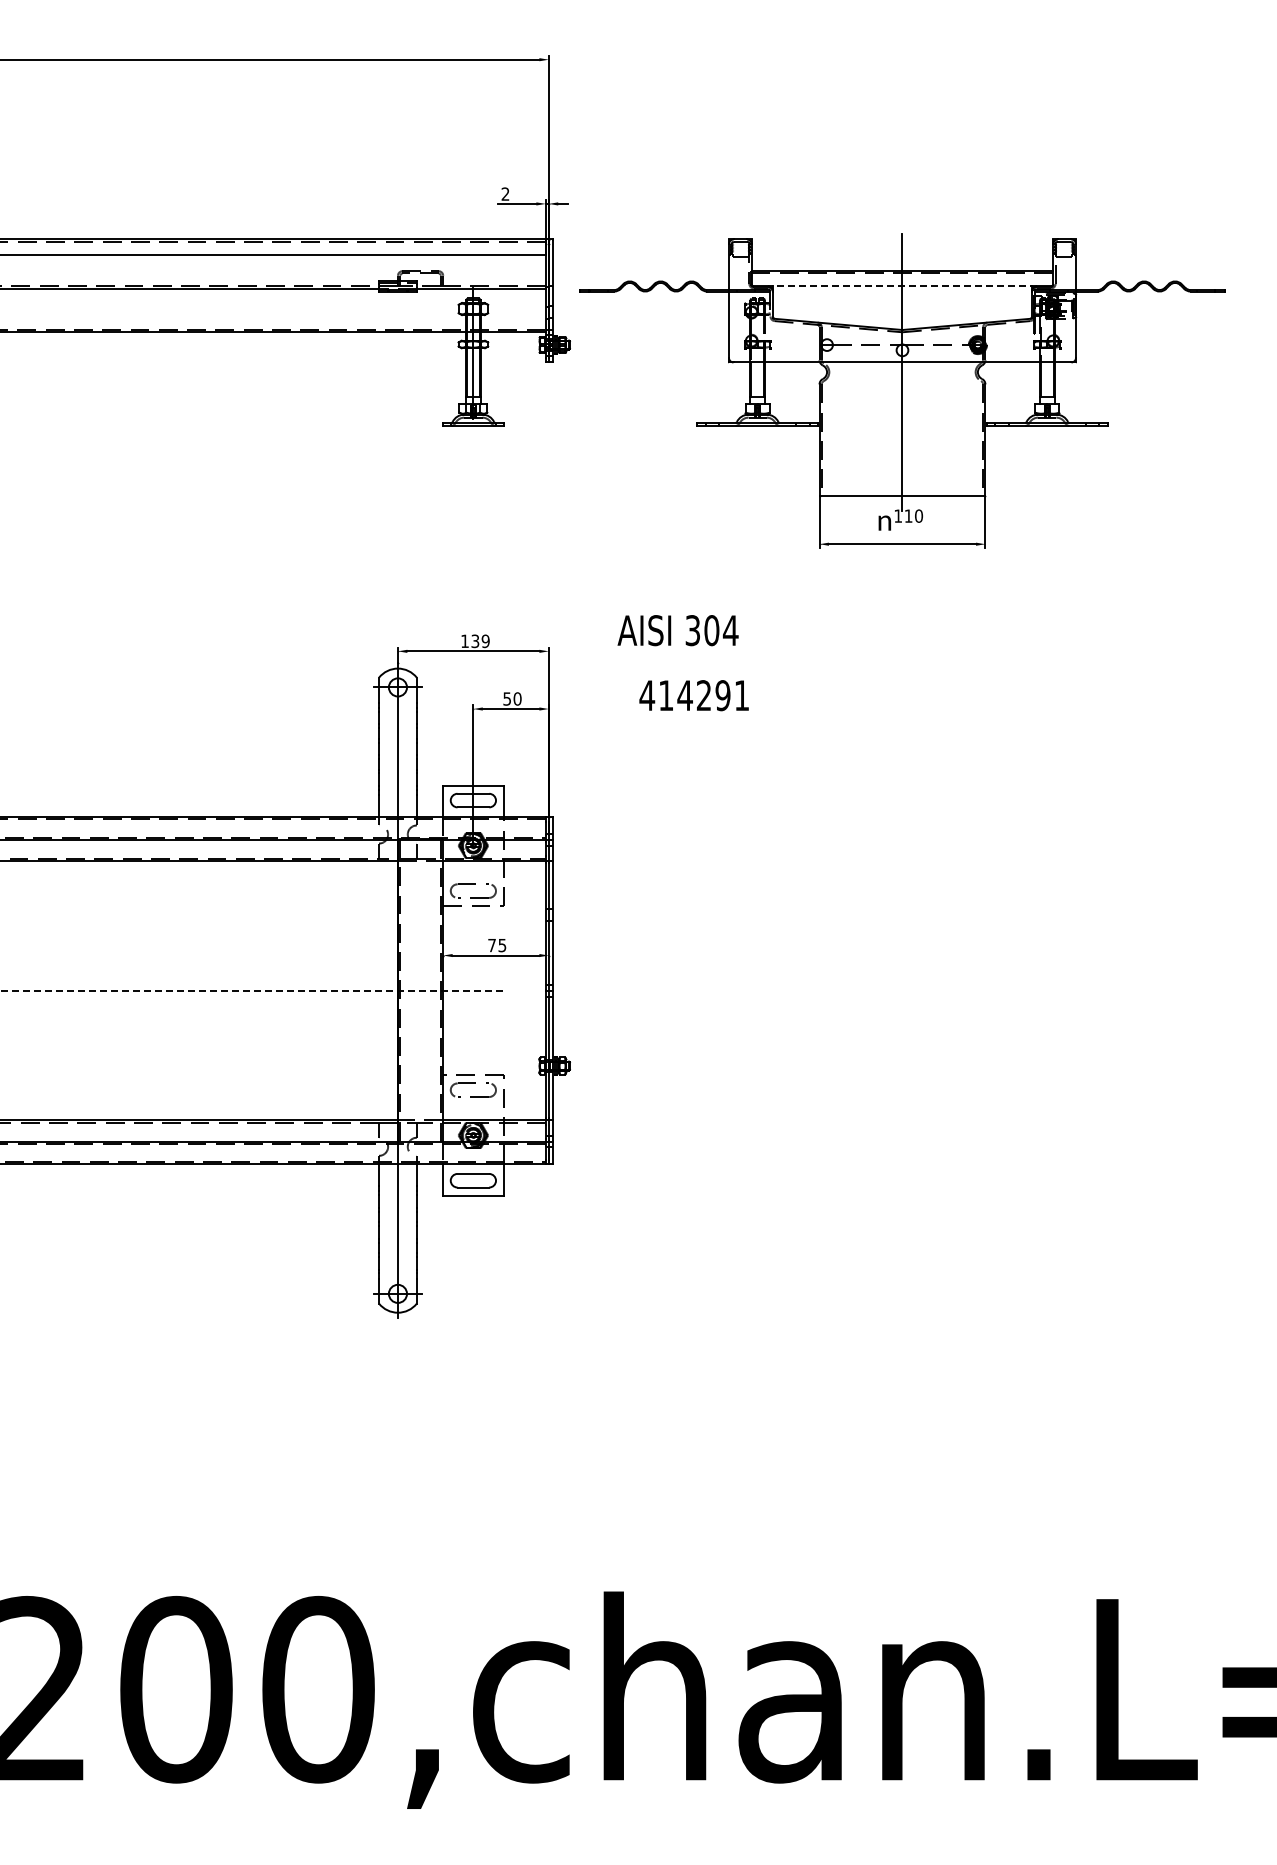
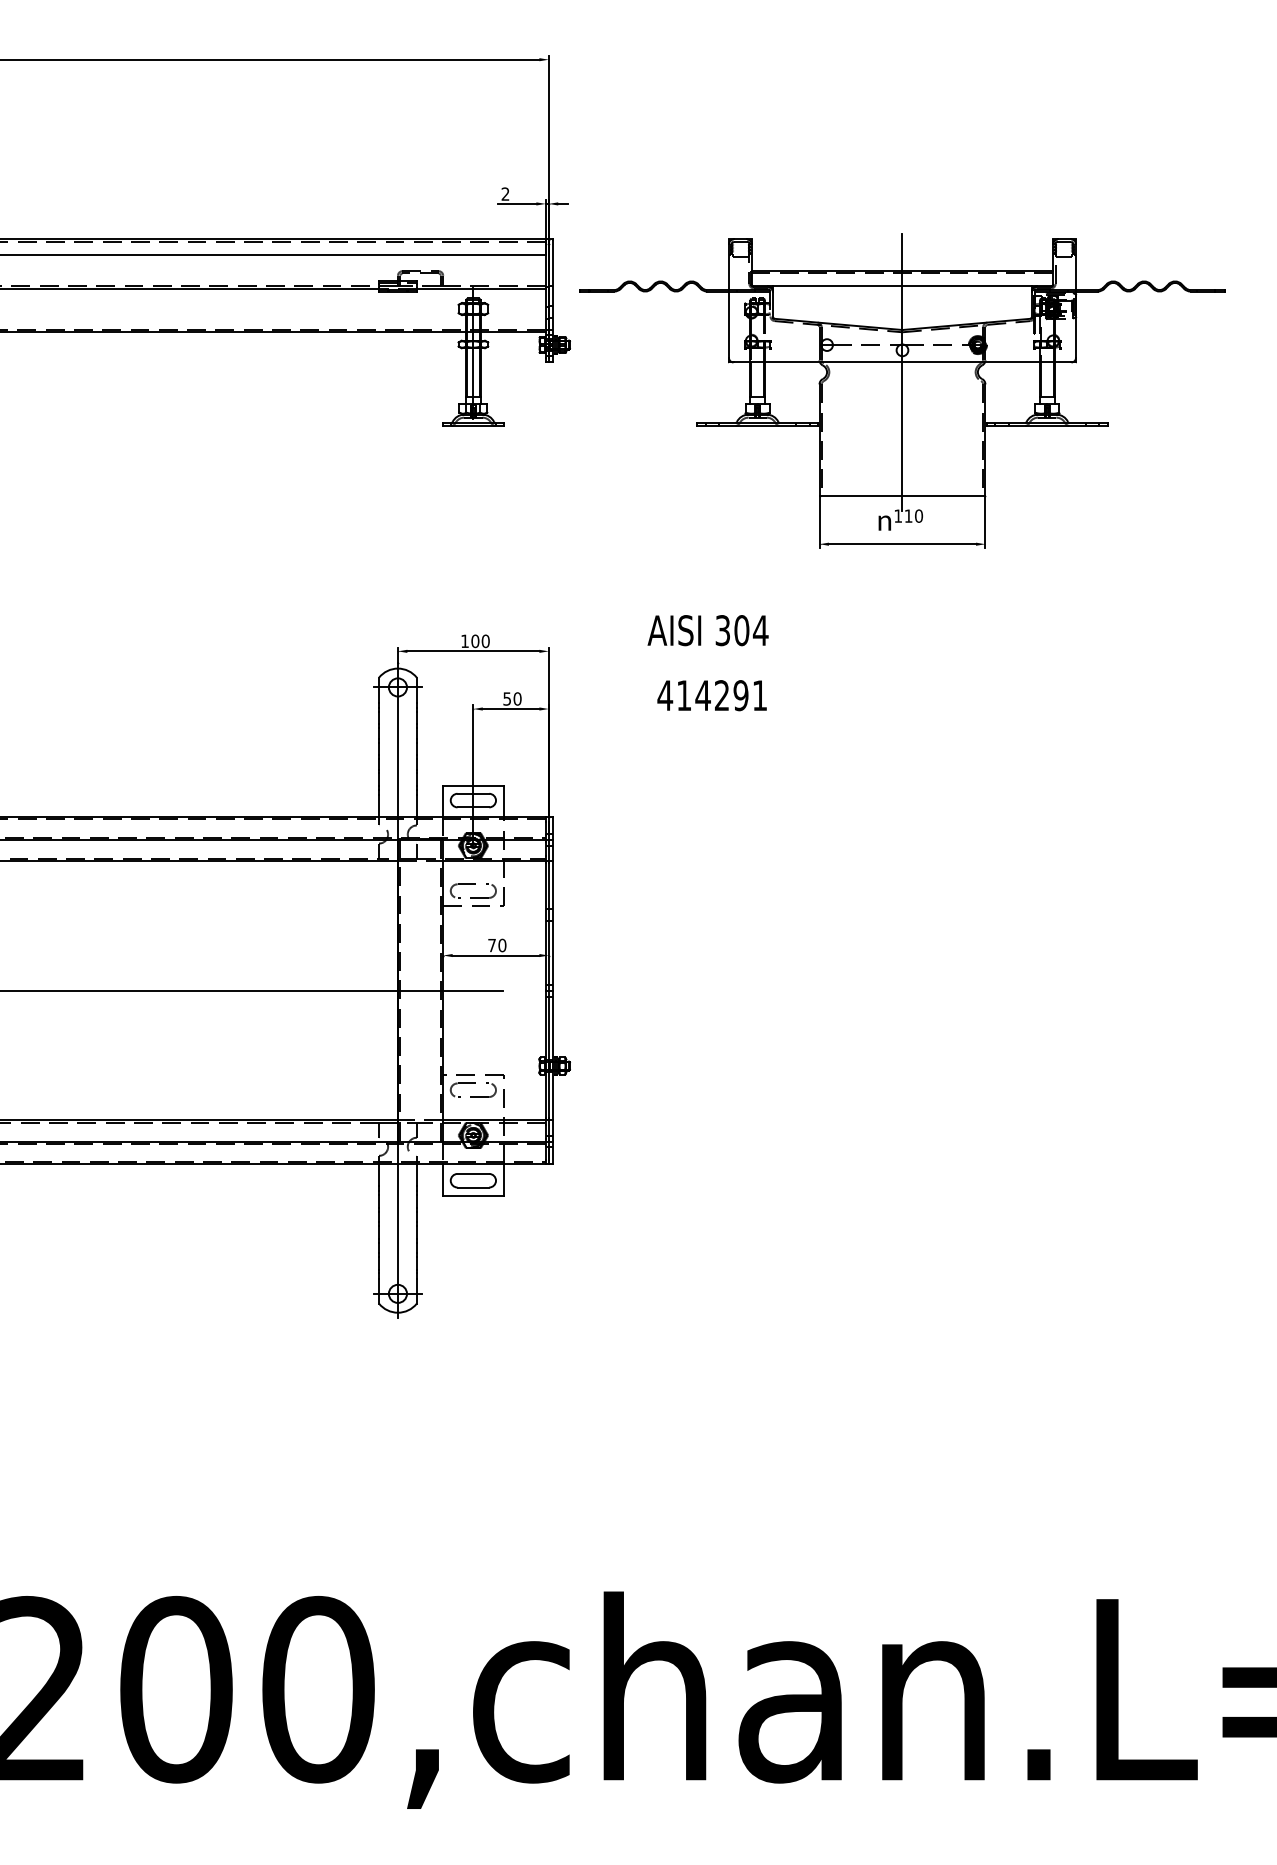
line: dashed -> solid (901, 286)
text position: (677, 630) -> (707, 630) (707, 630)
text: 139 -> 100 (480, 641)
text position: (693, 695) -> (711, 695) (711, 695)
text: 75 -> 70 (502, 945)
line: dashed -> solid (251, 990)
